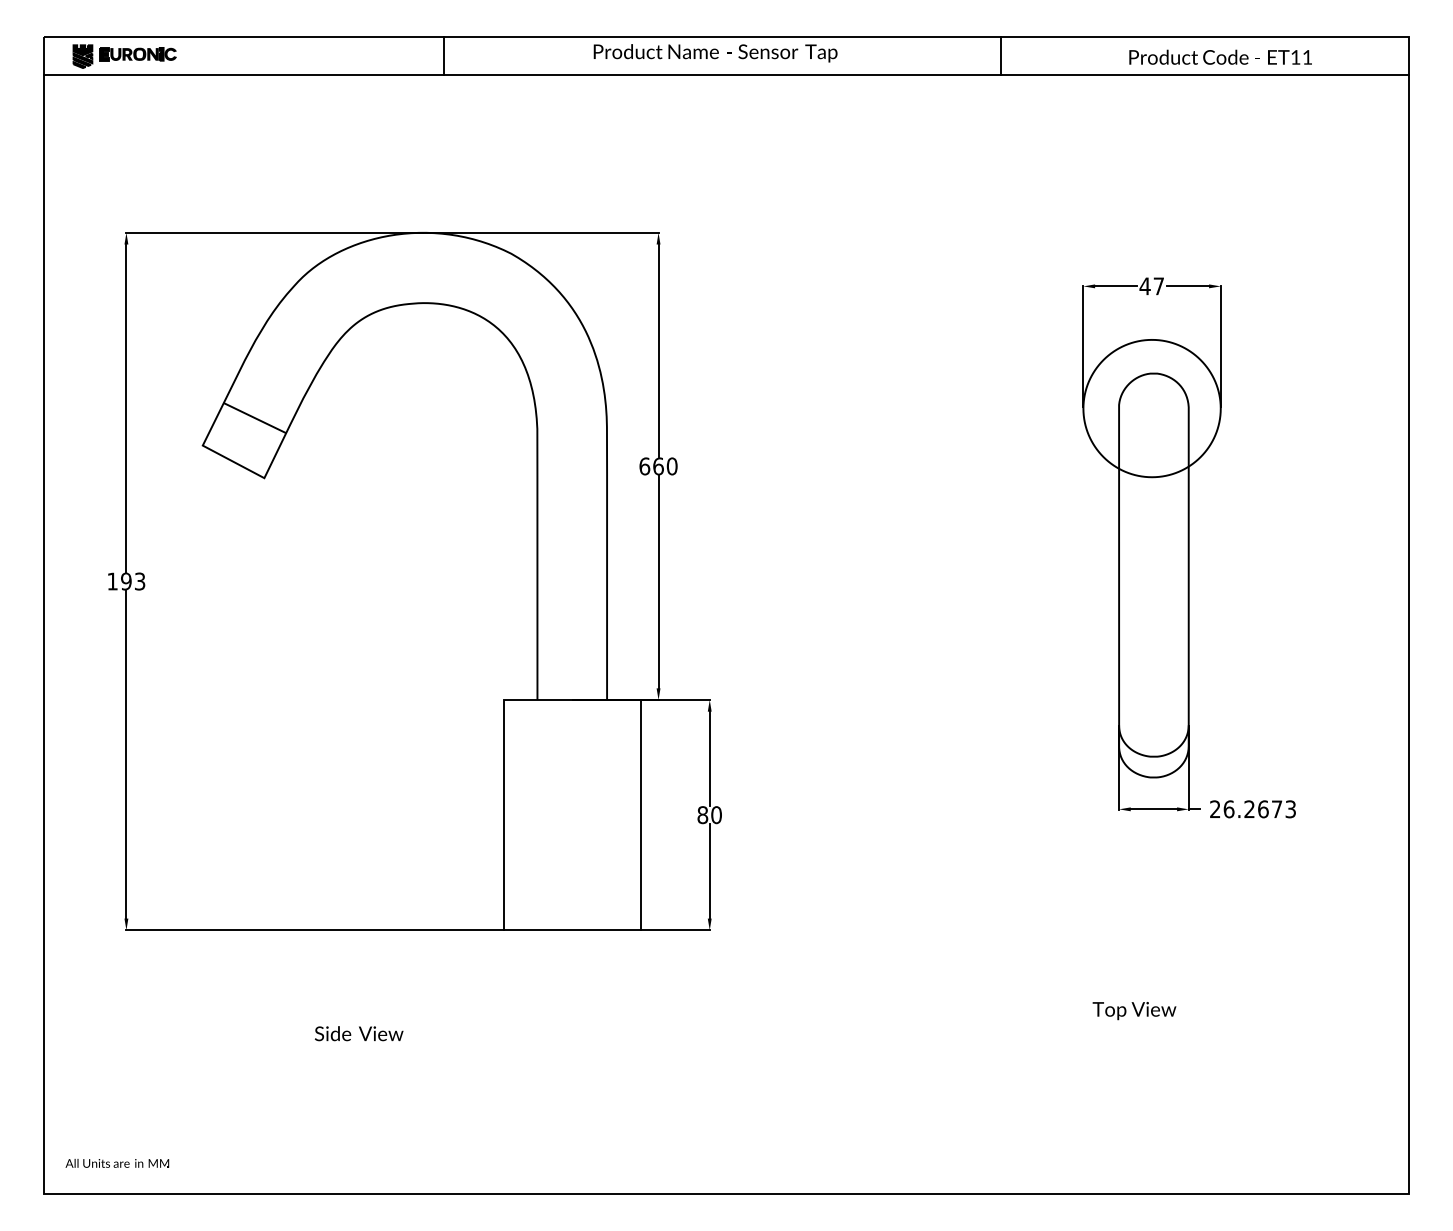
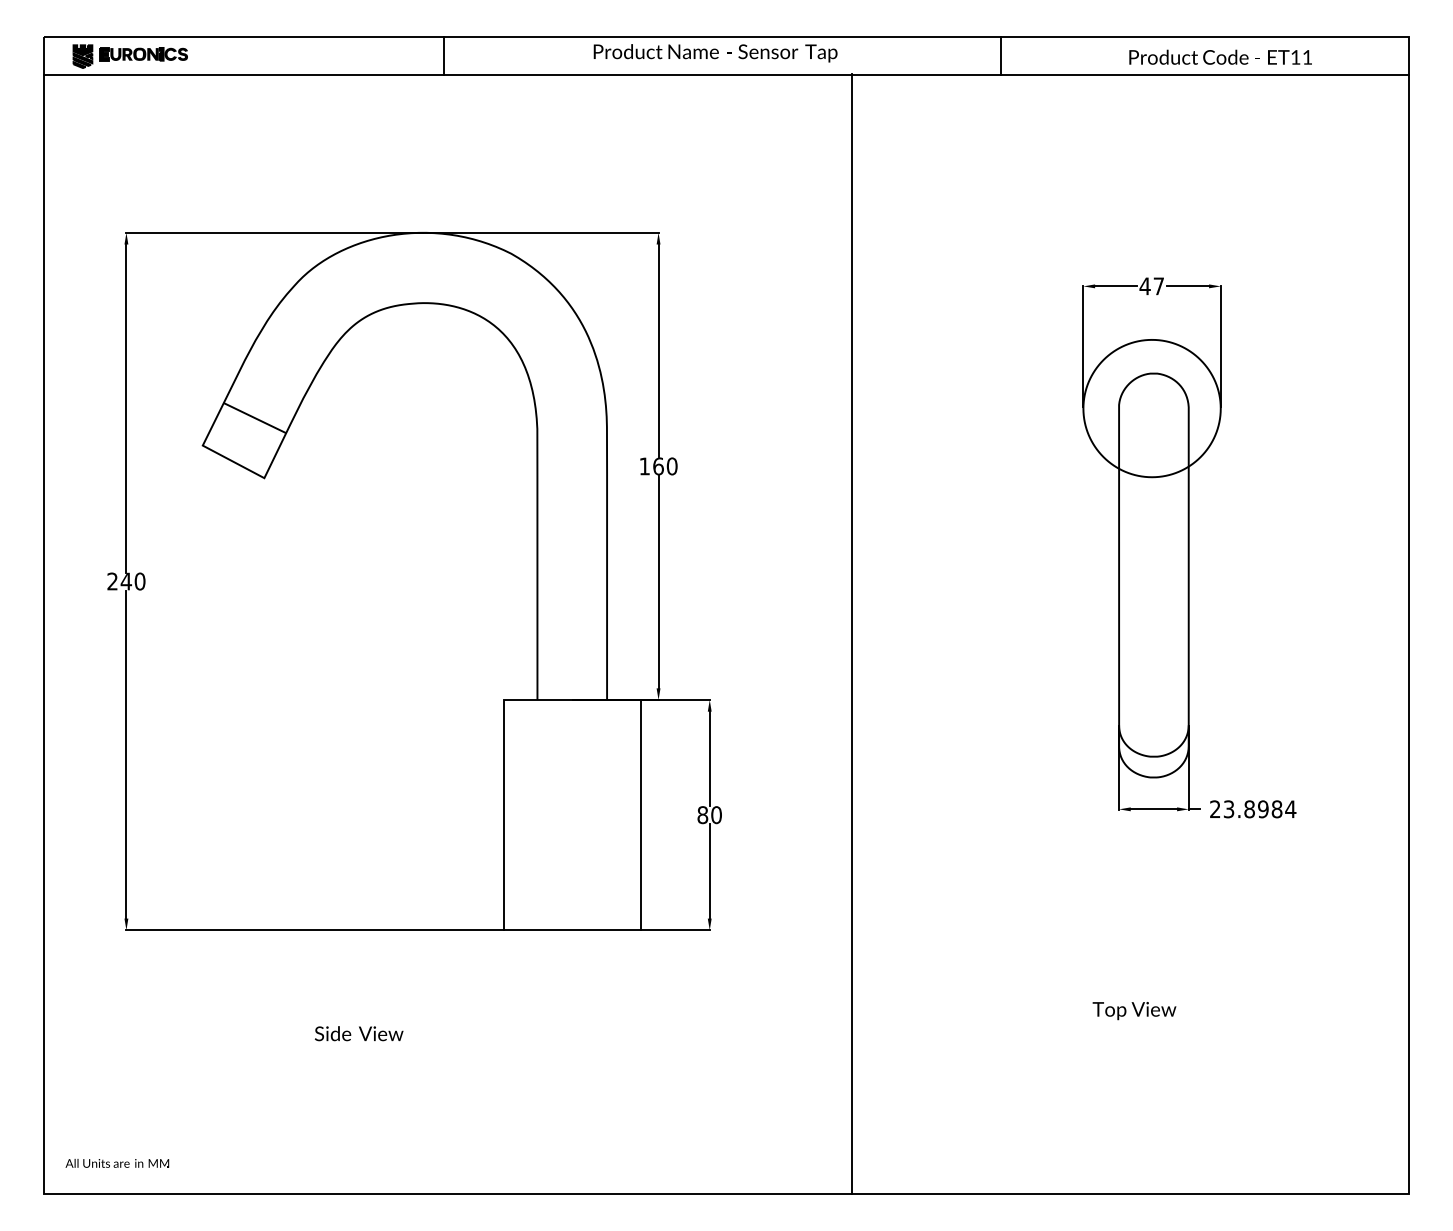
fill: none -> present (182, 53)
text: 660 -> 160 (644, 466)
text: 193 -> 240 (126, 581)
line: none -> present (851, 633)
text: 26.2673 -> 23.8984 (1259, 809)
